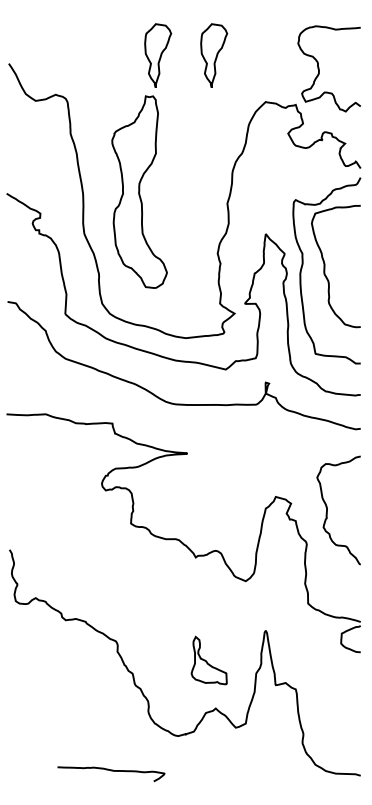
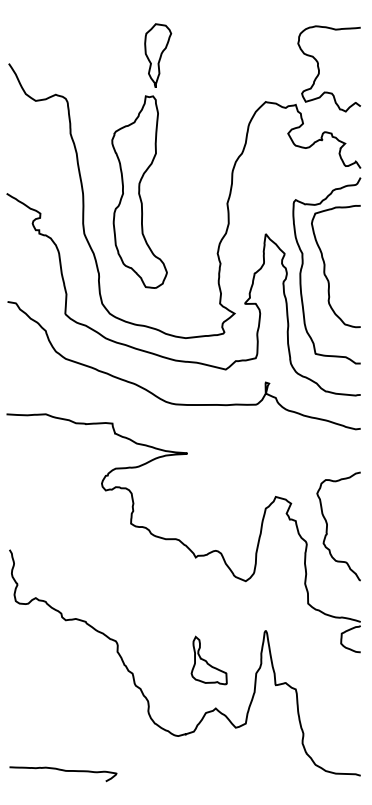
part: present -> none (214, 55)
curve position: (327, 510) -> (327, 526) (327, 526)
curve position: (111, 771) -> (63, 771) (63, 771)
